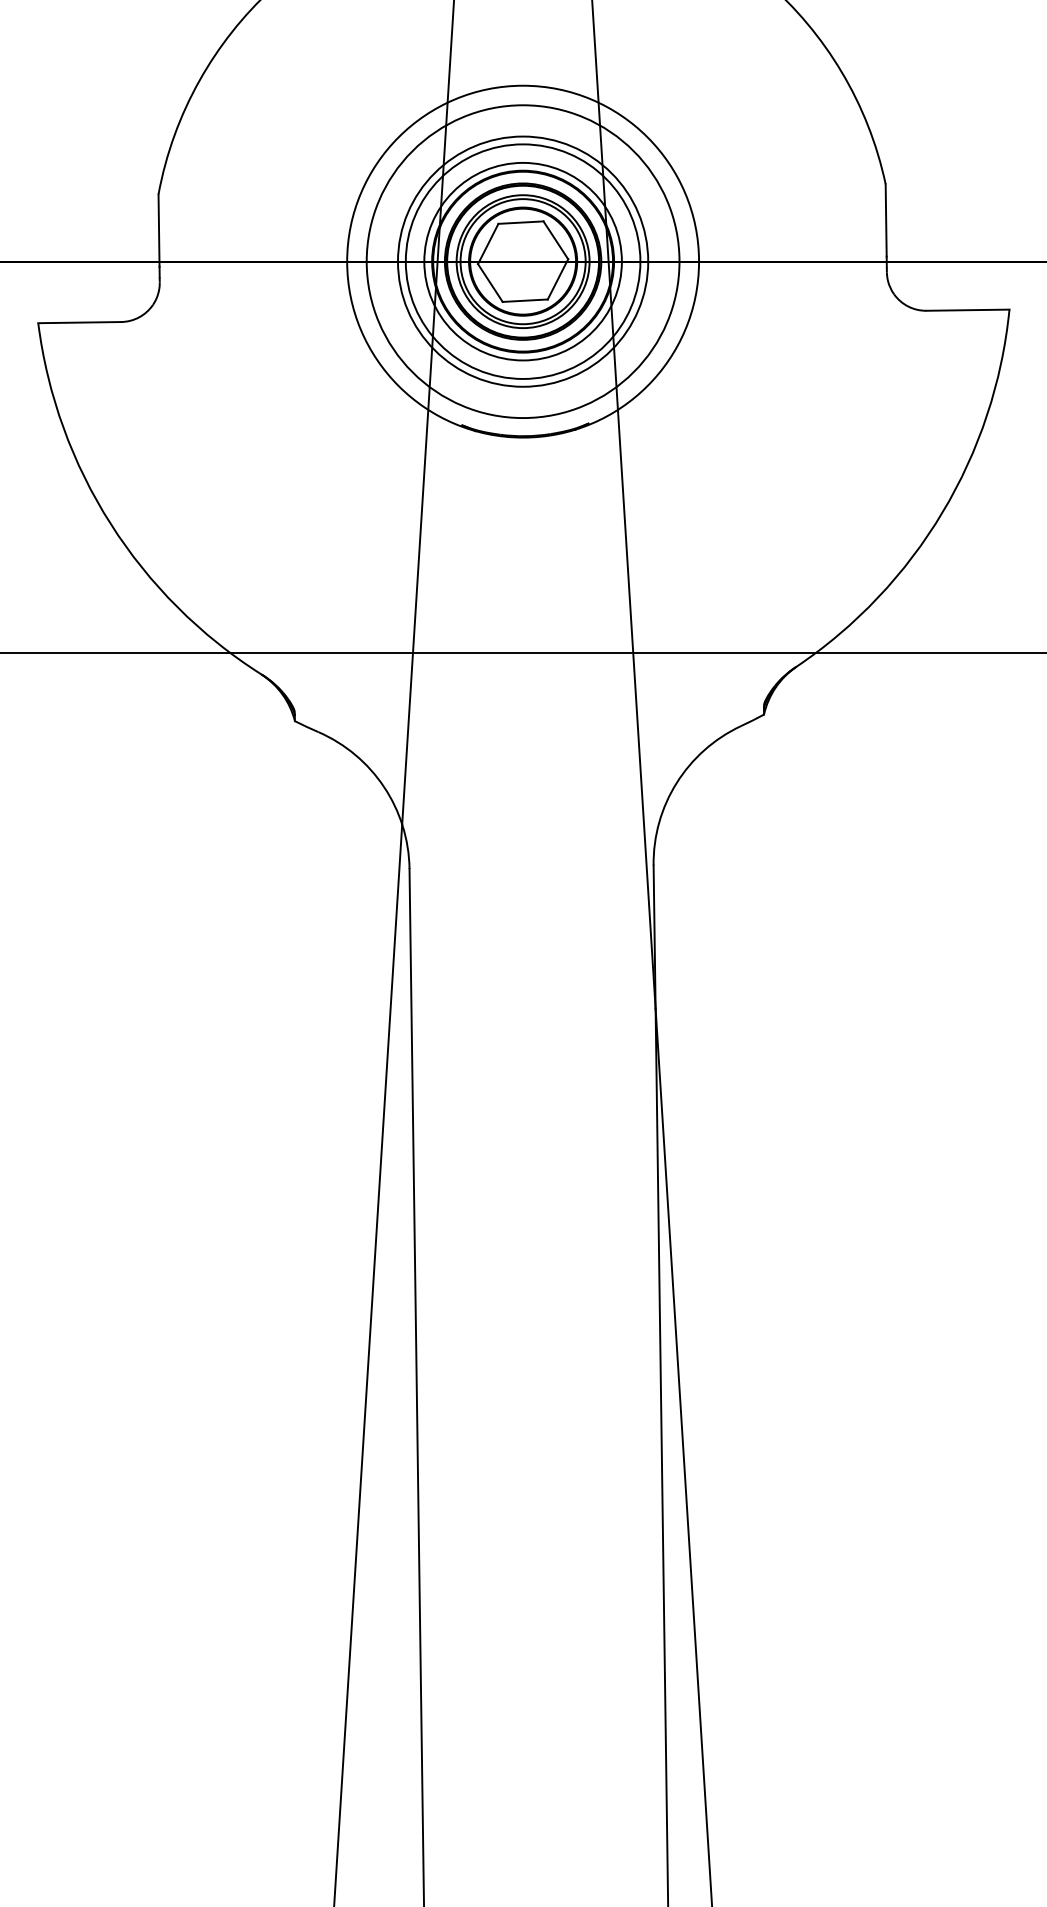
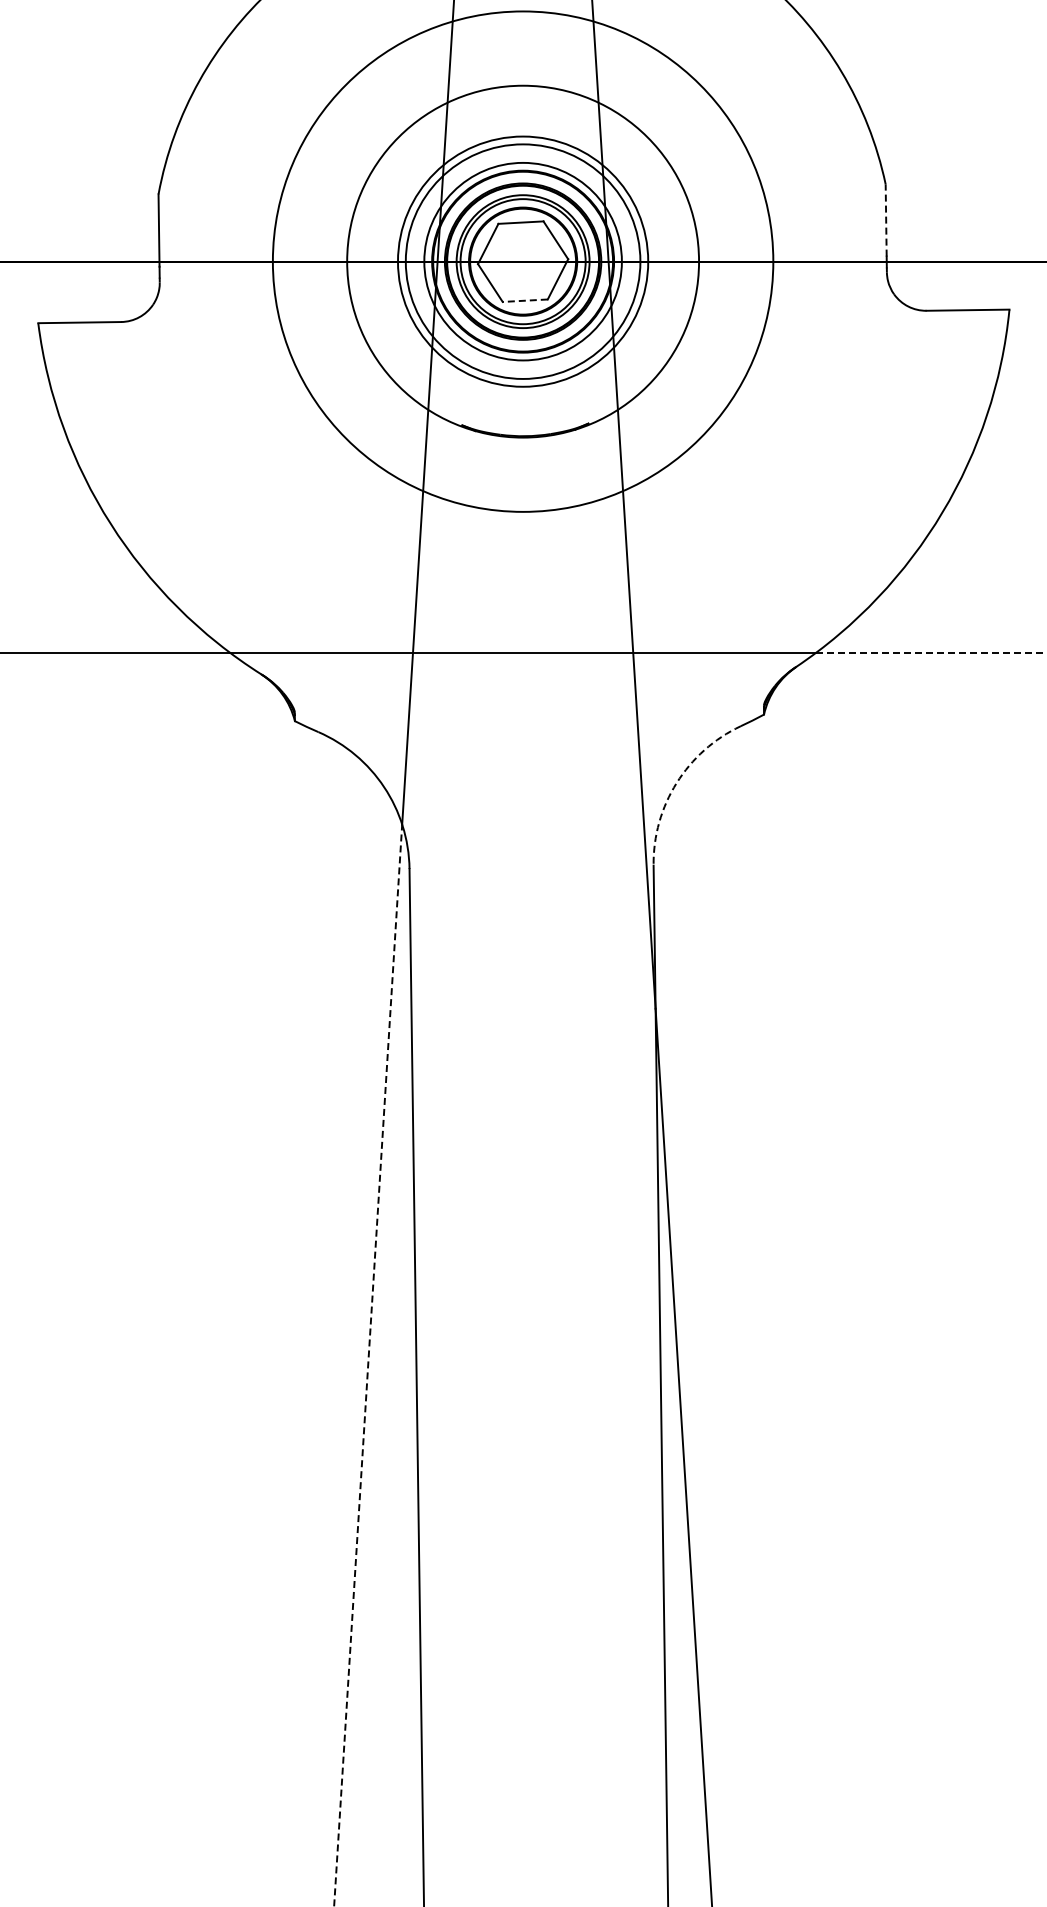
line: solid -> dashed (886, 219)
circle diameter: 313 px -> 500 px (522, 261)
line: solid -> dashed (525, 300)
line: solid -> dashed (931, 652)
arc: solid -> dashed (676, 783)
line: solid -> dashed (368, 1365)
